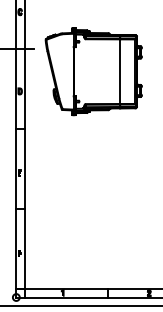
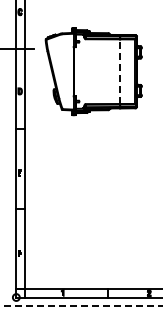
line: solid -> dashed (120, 71)
line: solid -> dashed (81, 306)
